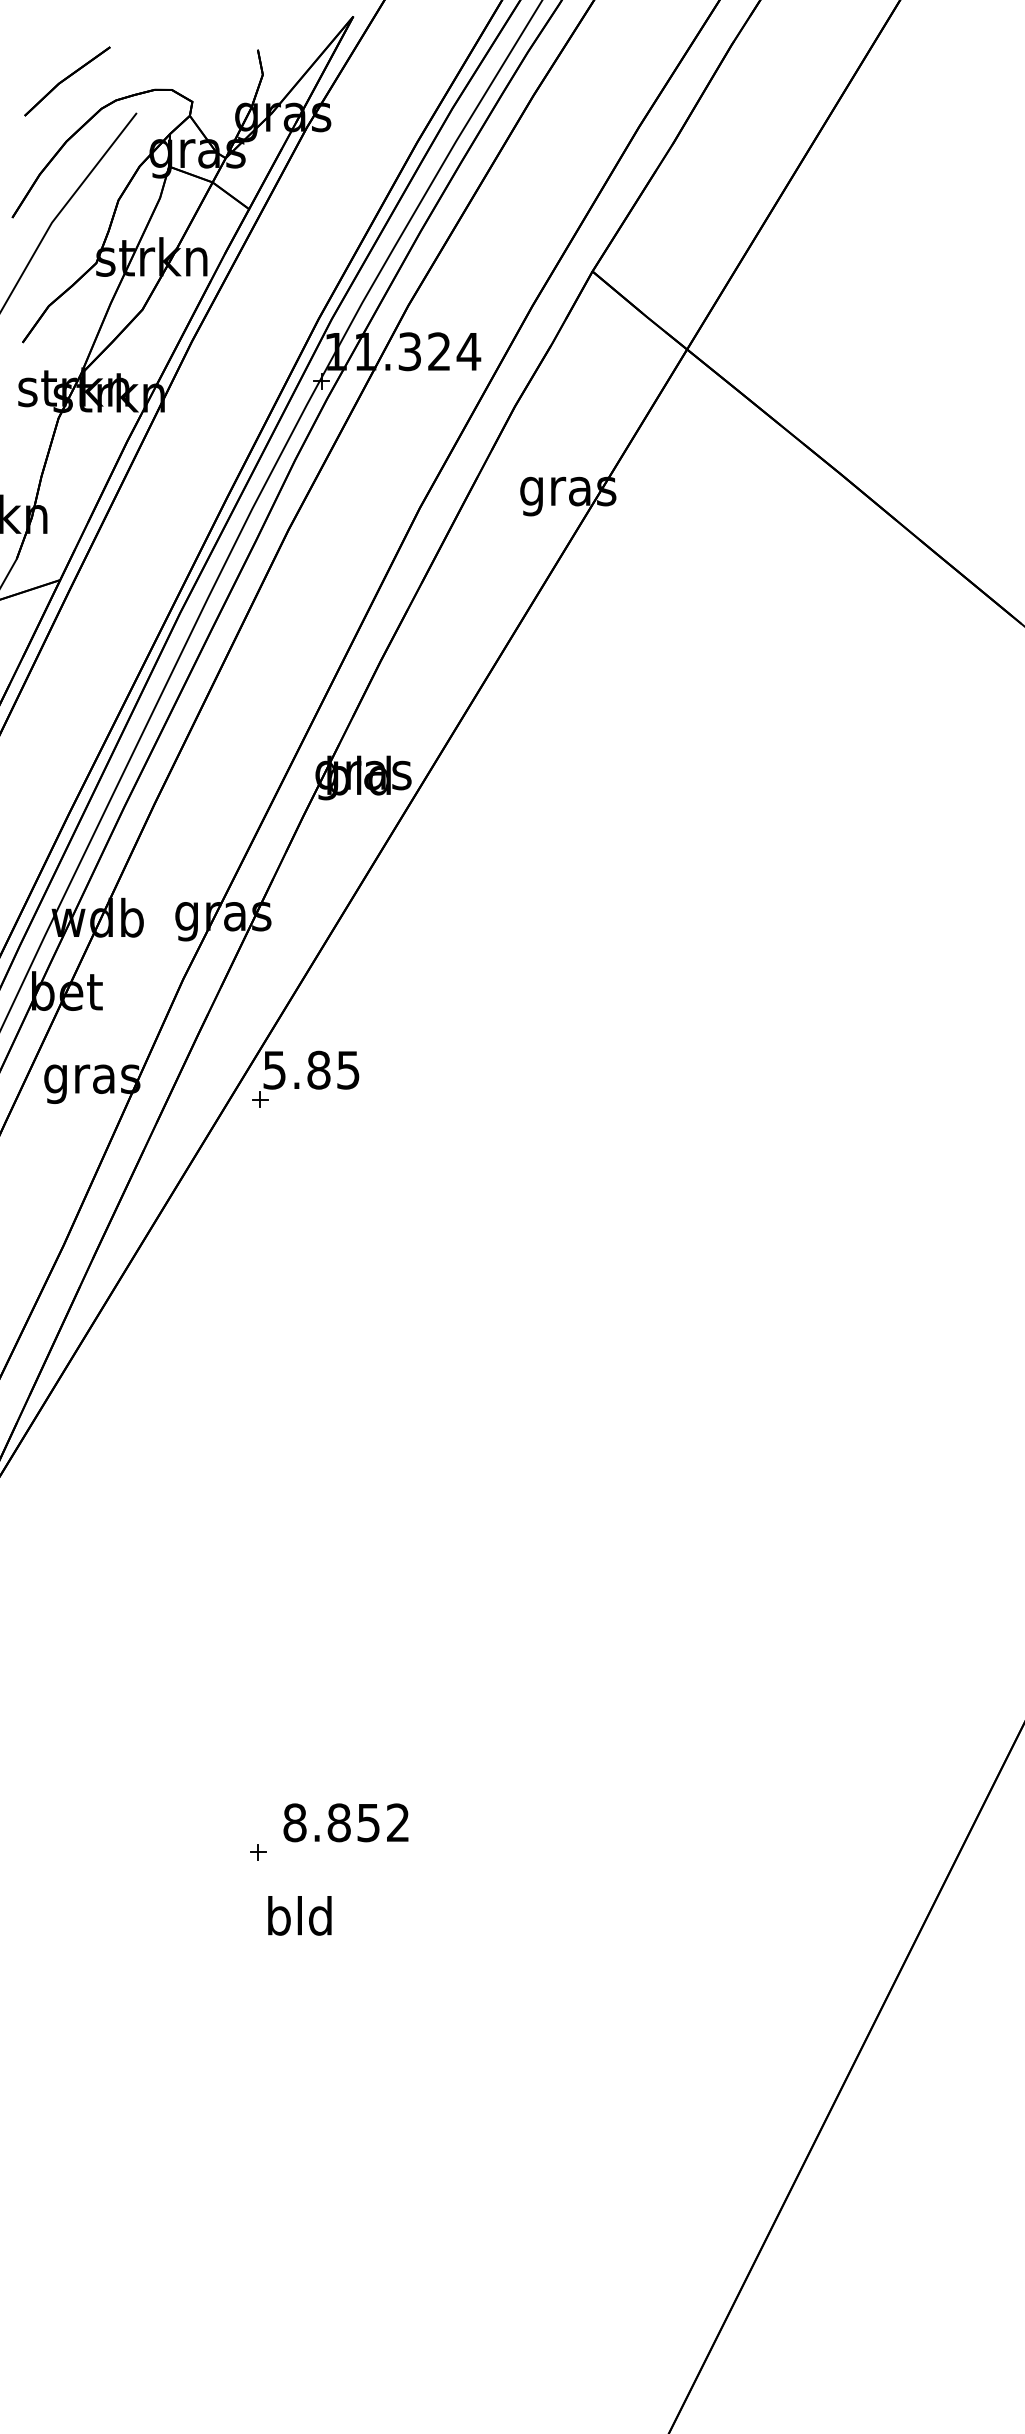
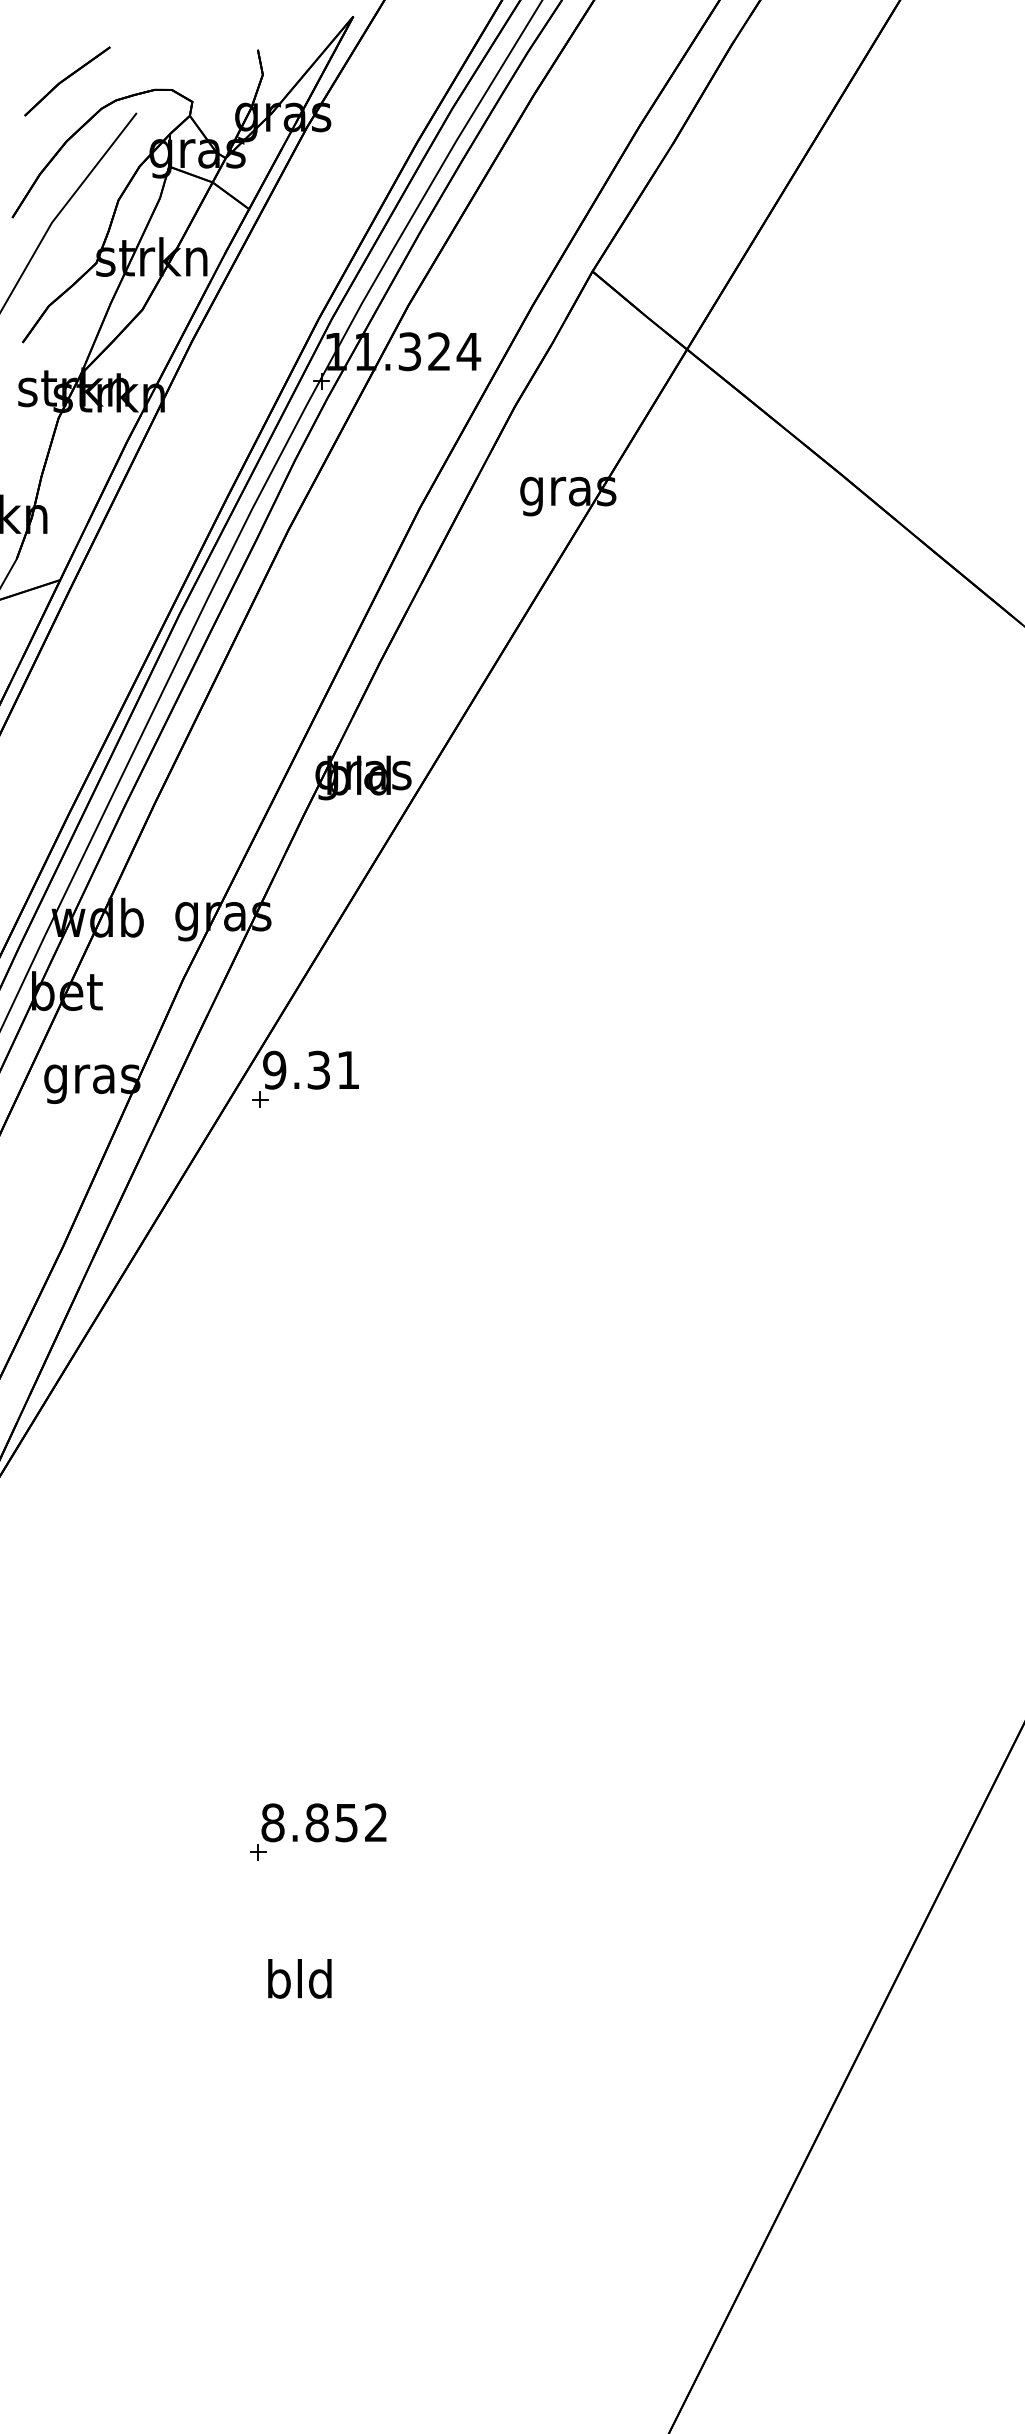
text: 5.85 -> 9.31 (311, 1069)
text position: (345, 1822) -> (323, 1822) (323, 1822)
text position: (299, 1915) -> (299, 1978) (299, 1978)
